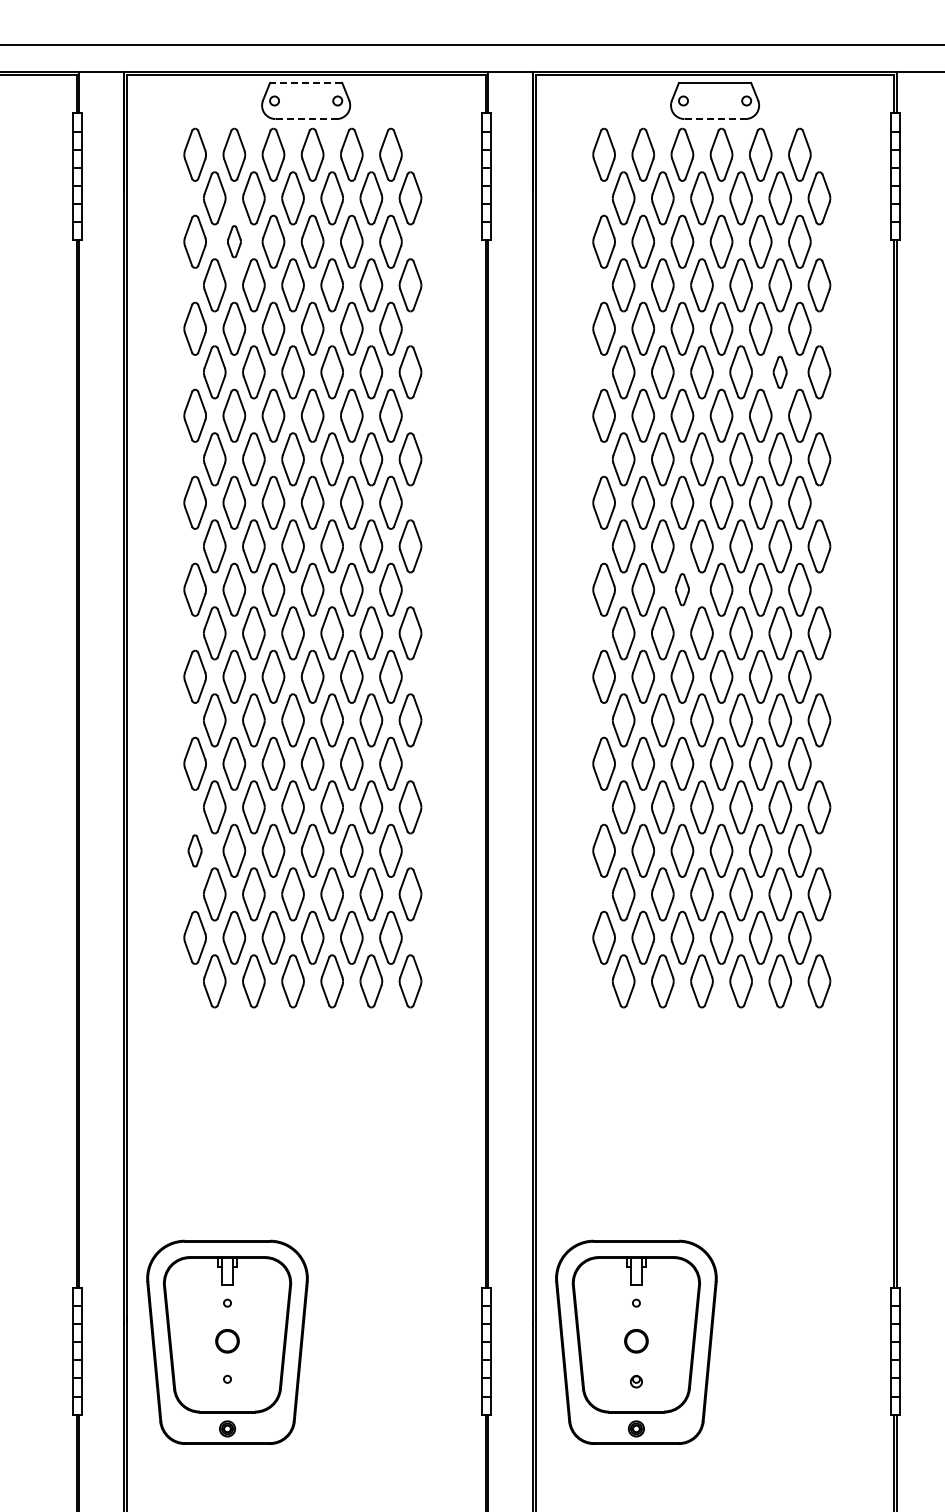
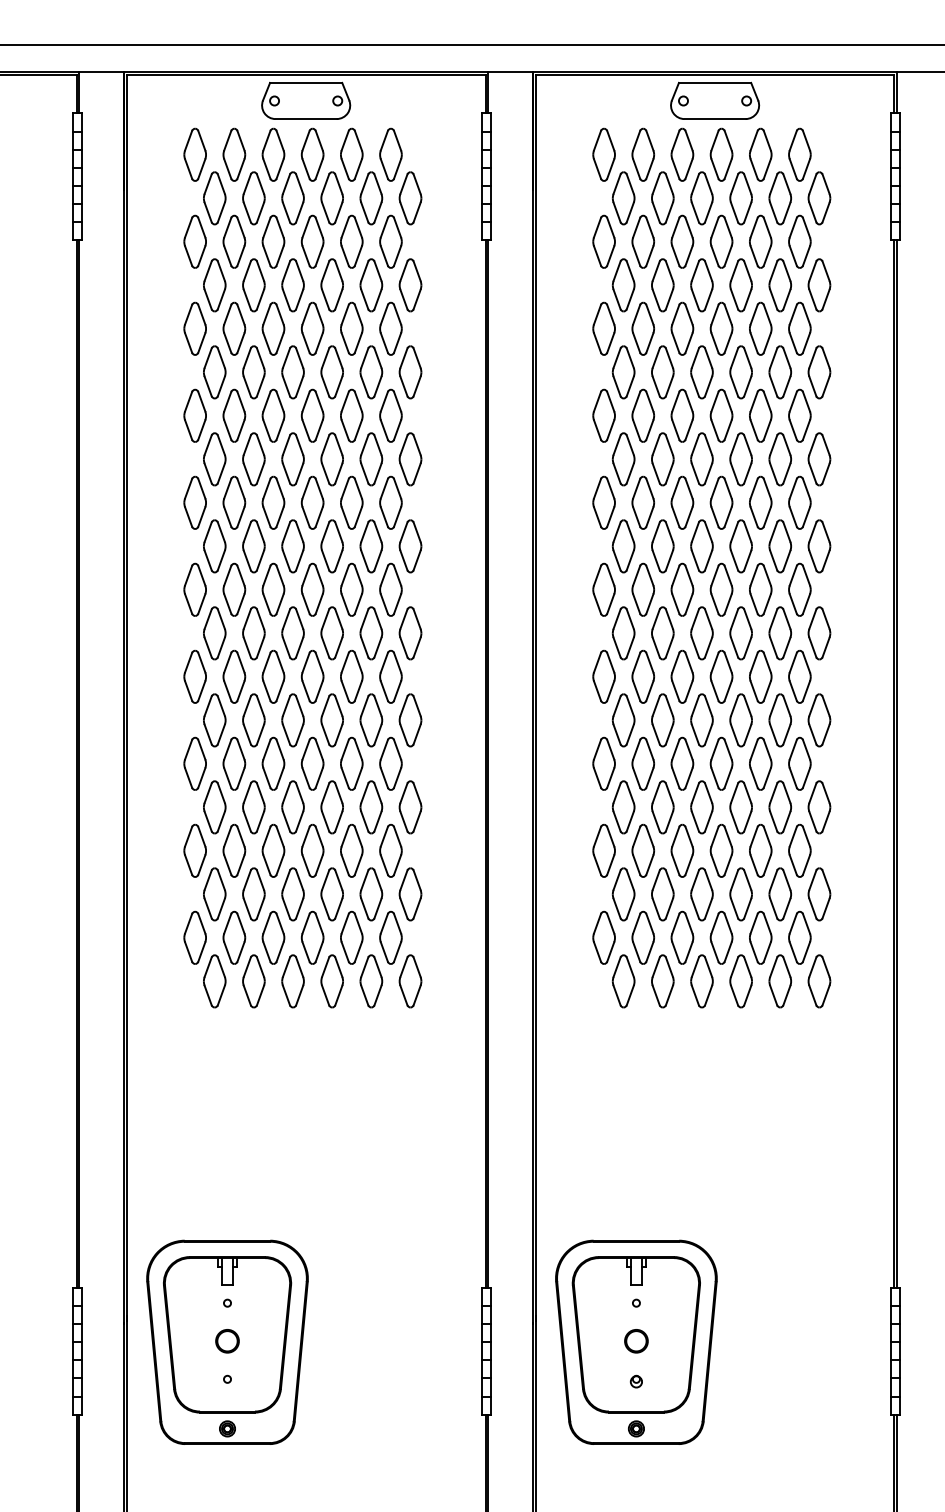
line: dashed -> solid (305, 82)
line: dashed -> solid (306, 119)
line: dashed -> solid (715, 119)
part size: 15x34 px -> 25x55 px (234, 241)
part size: 16x34 px -> 24x55 px (779, 372)
part size: 15x34 px -> 25x55 px (682, 589)
part size: 16x34 px -> 24x54 px (194, 850)
